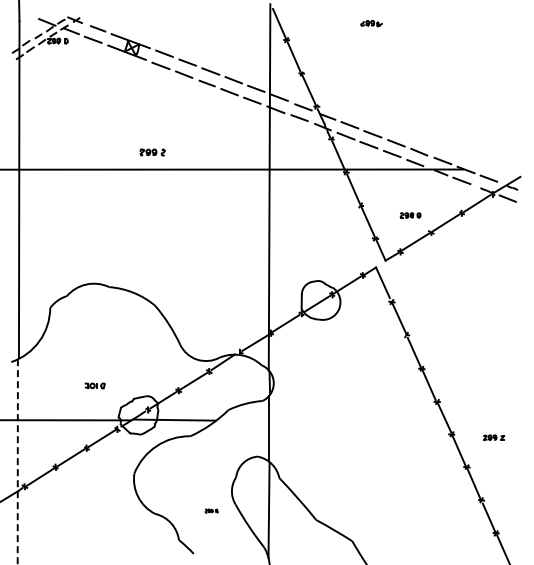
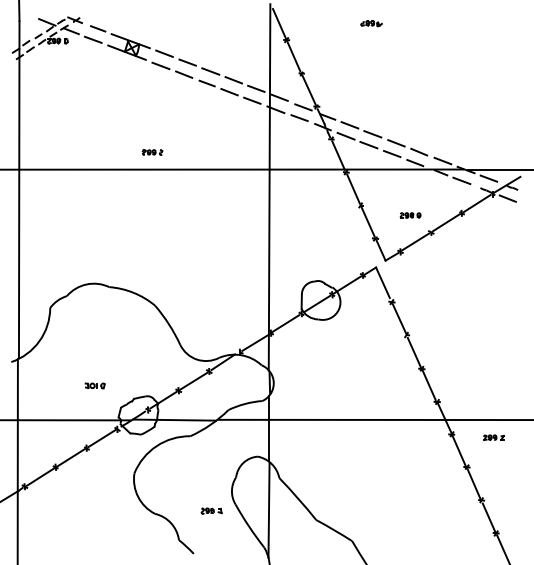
part size: 27x9 px -> 23x7 px (152, 152)
line: none -> present (498, 170)
line: none -> present (374, 419)
line: dashed -> solid (17, 462)
part size: 15x6 px -> 23x8 px (211, 510)
